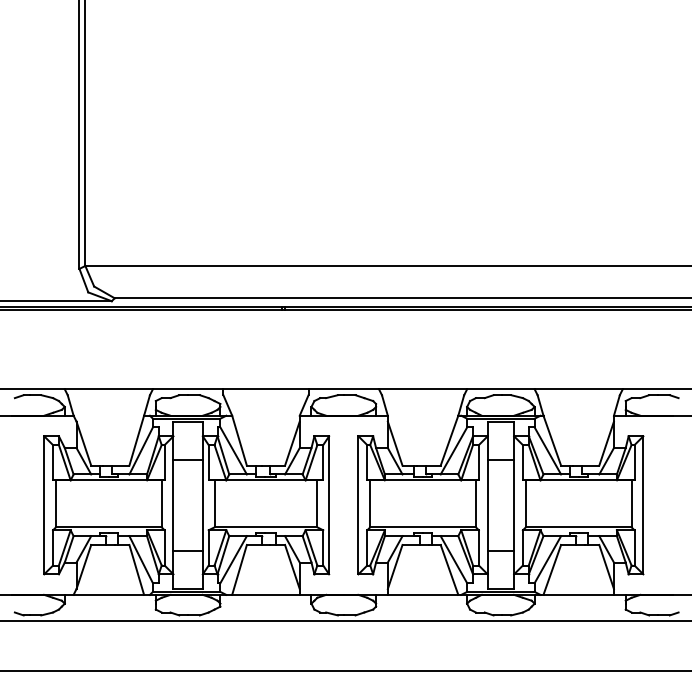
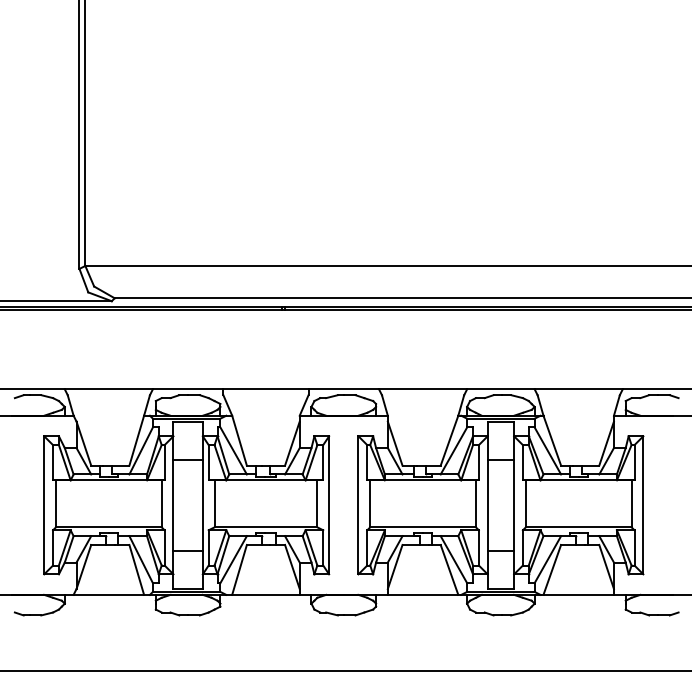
line: present -> none (345, 621)
